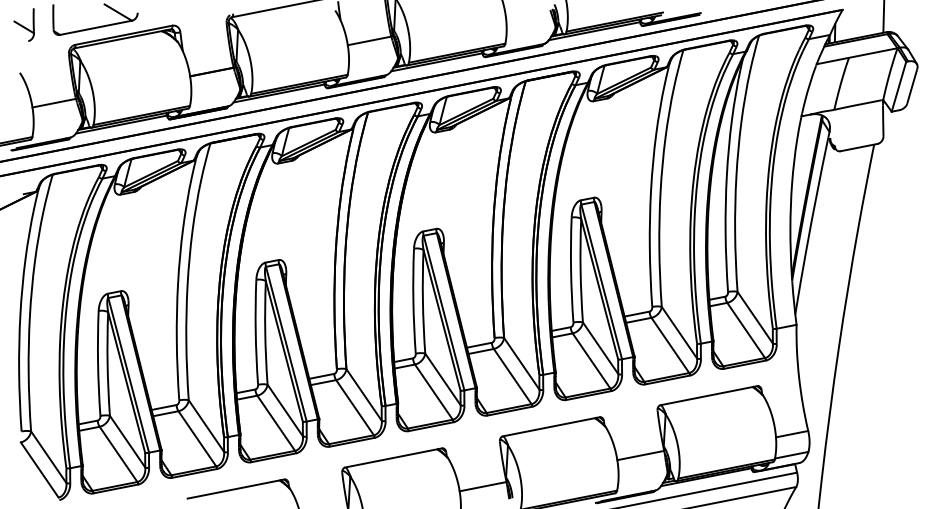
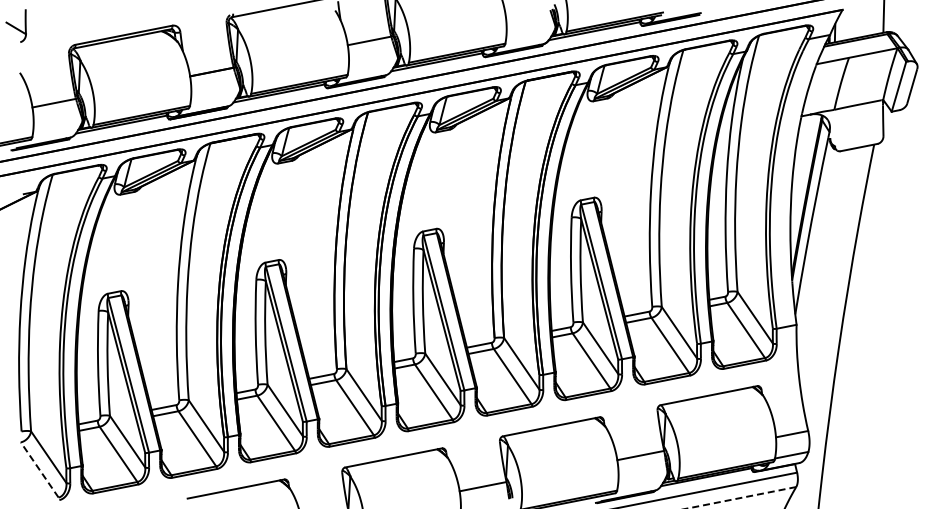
part position: (23, 24) -> (15, 25) (15, 25)
part: present -> none (96, 26)
line: solid -> dashed (39, 469)
line: solid -> dashed (740, 498)
